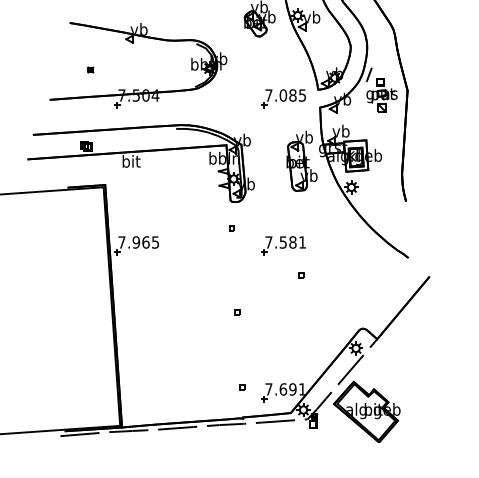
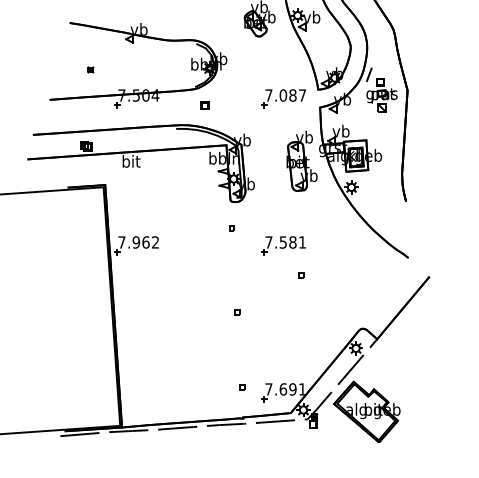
text: 7.085 -> 7.087 (302, 95)
part: none -> present (204, 105)
text: 7.965 -> 7.962 (155, 242)
